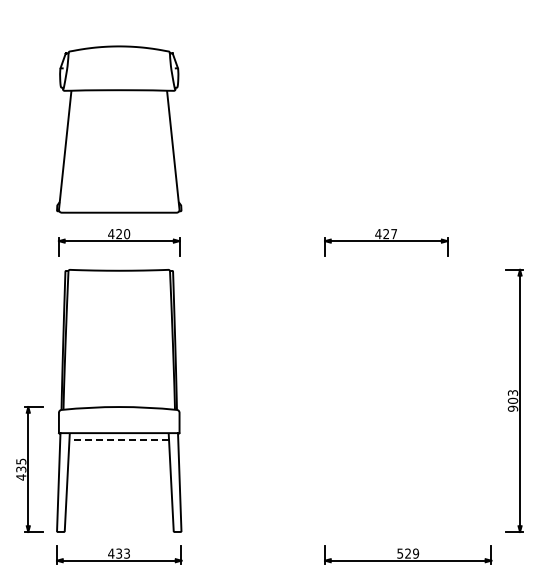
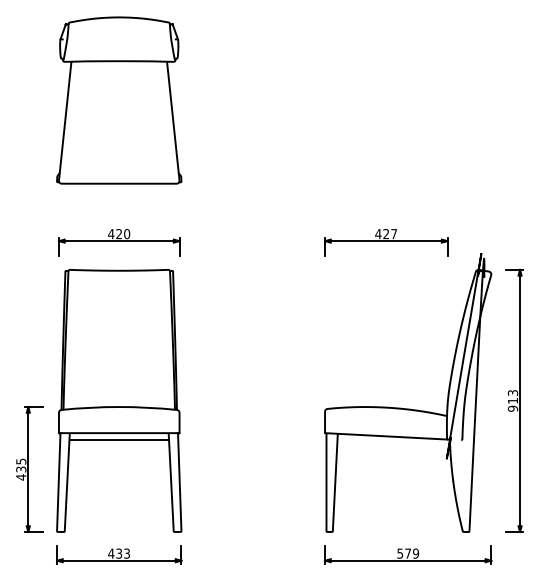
part position: (119, 129) -> (119, 100) (119, 100)
text: 903 -> 913 (512, 400)
part: none -> present (408, 408)
line: dashed -> solid (119, 440)
text: 529 -> 579 (407, 553)
